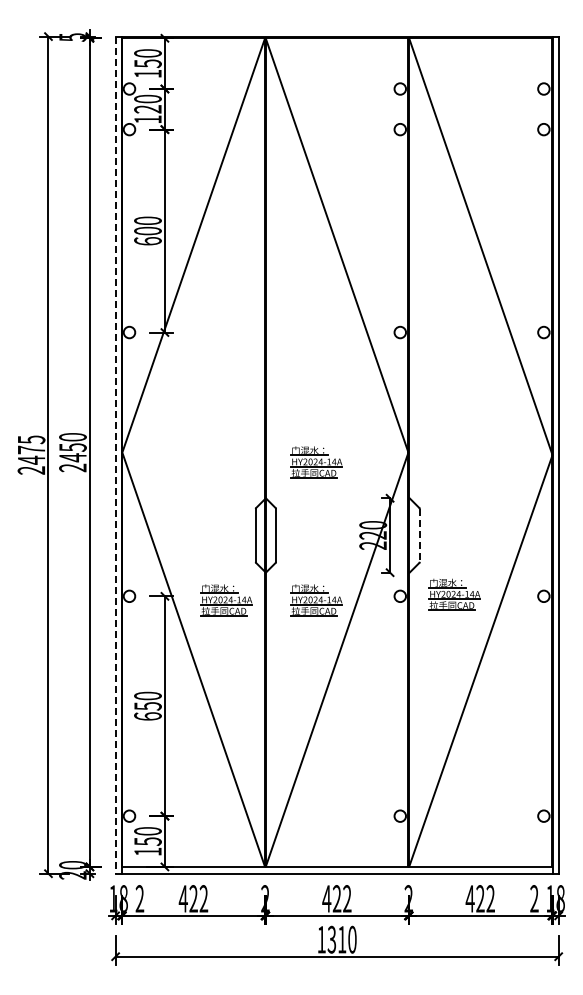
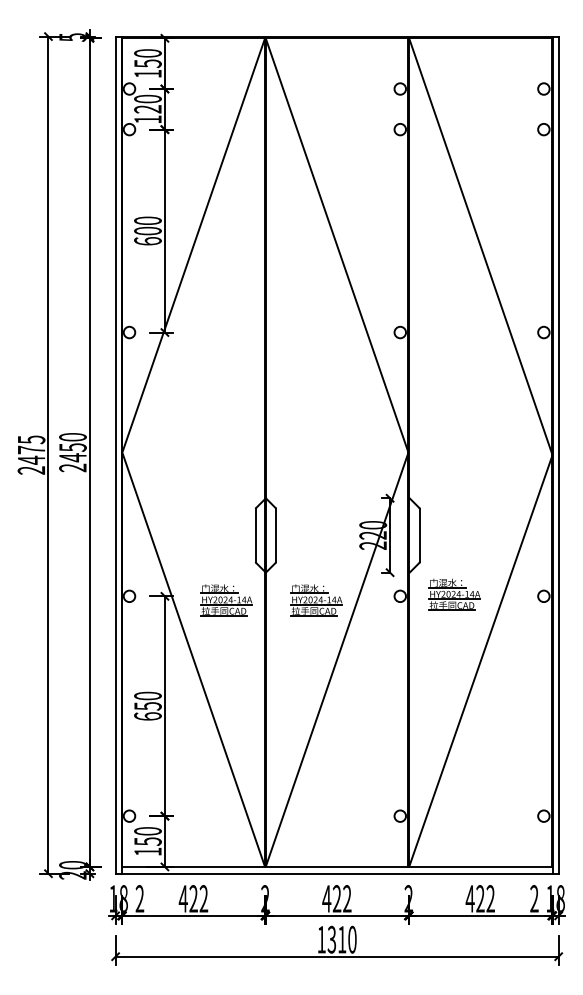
line: dashed -> solid (115, 455)
part: present -> none (316, 462)
line: dashed -> solid (419, 535)
